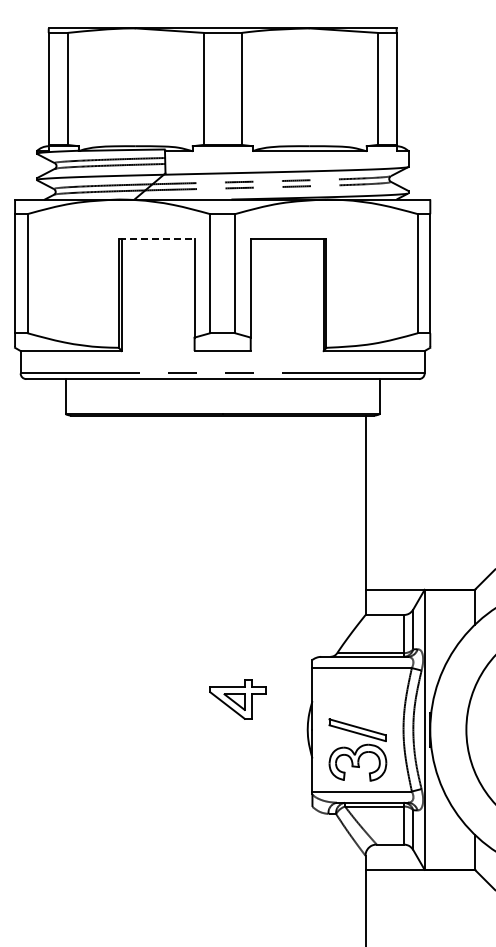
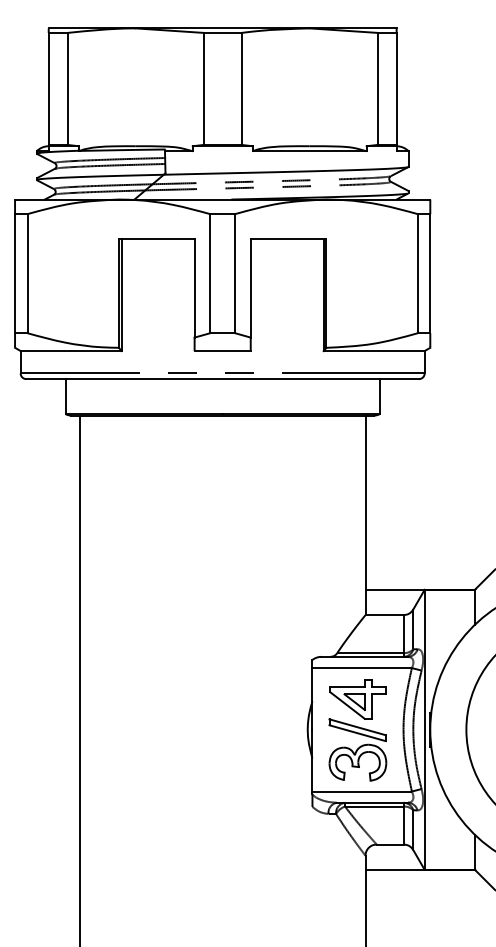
line: dashed -> solid (156, 238)
line: none -> present (79, 679)
part position: (237, 699) -> (357, 699) (357, 699)
